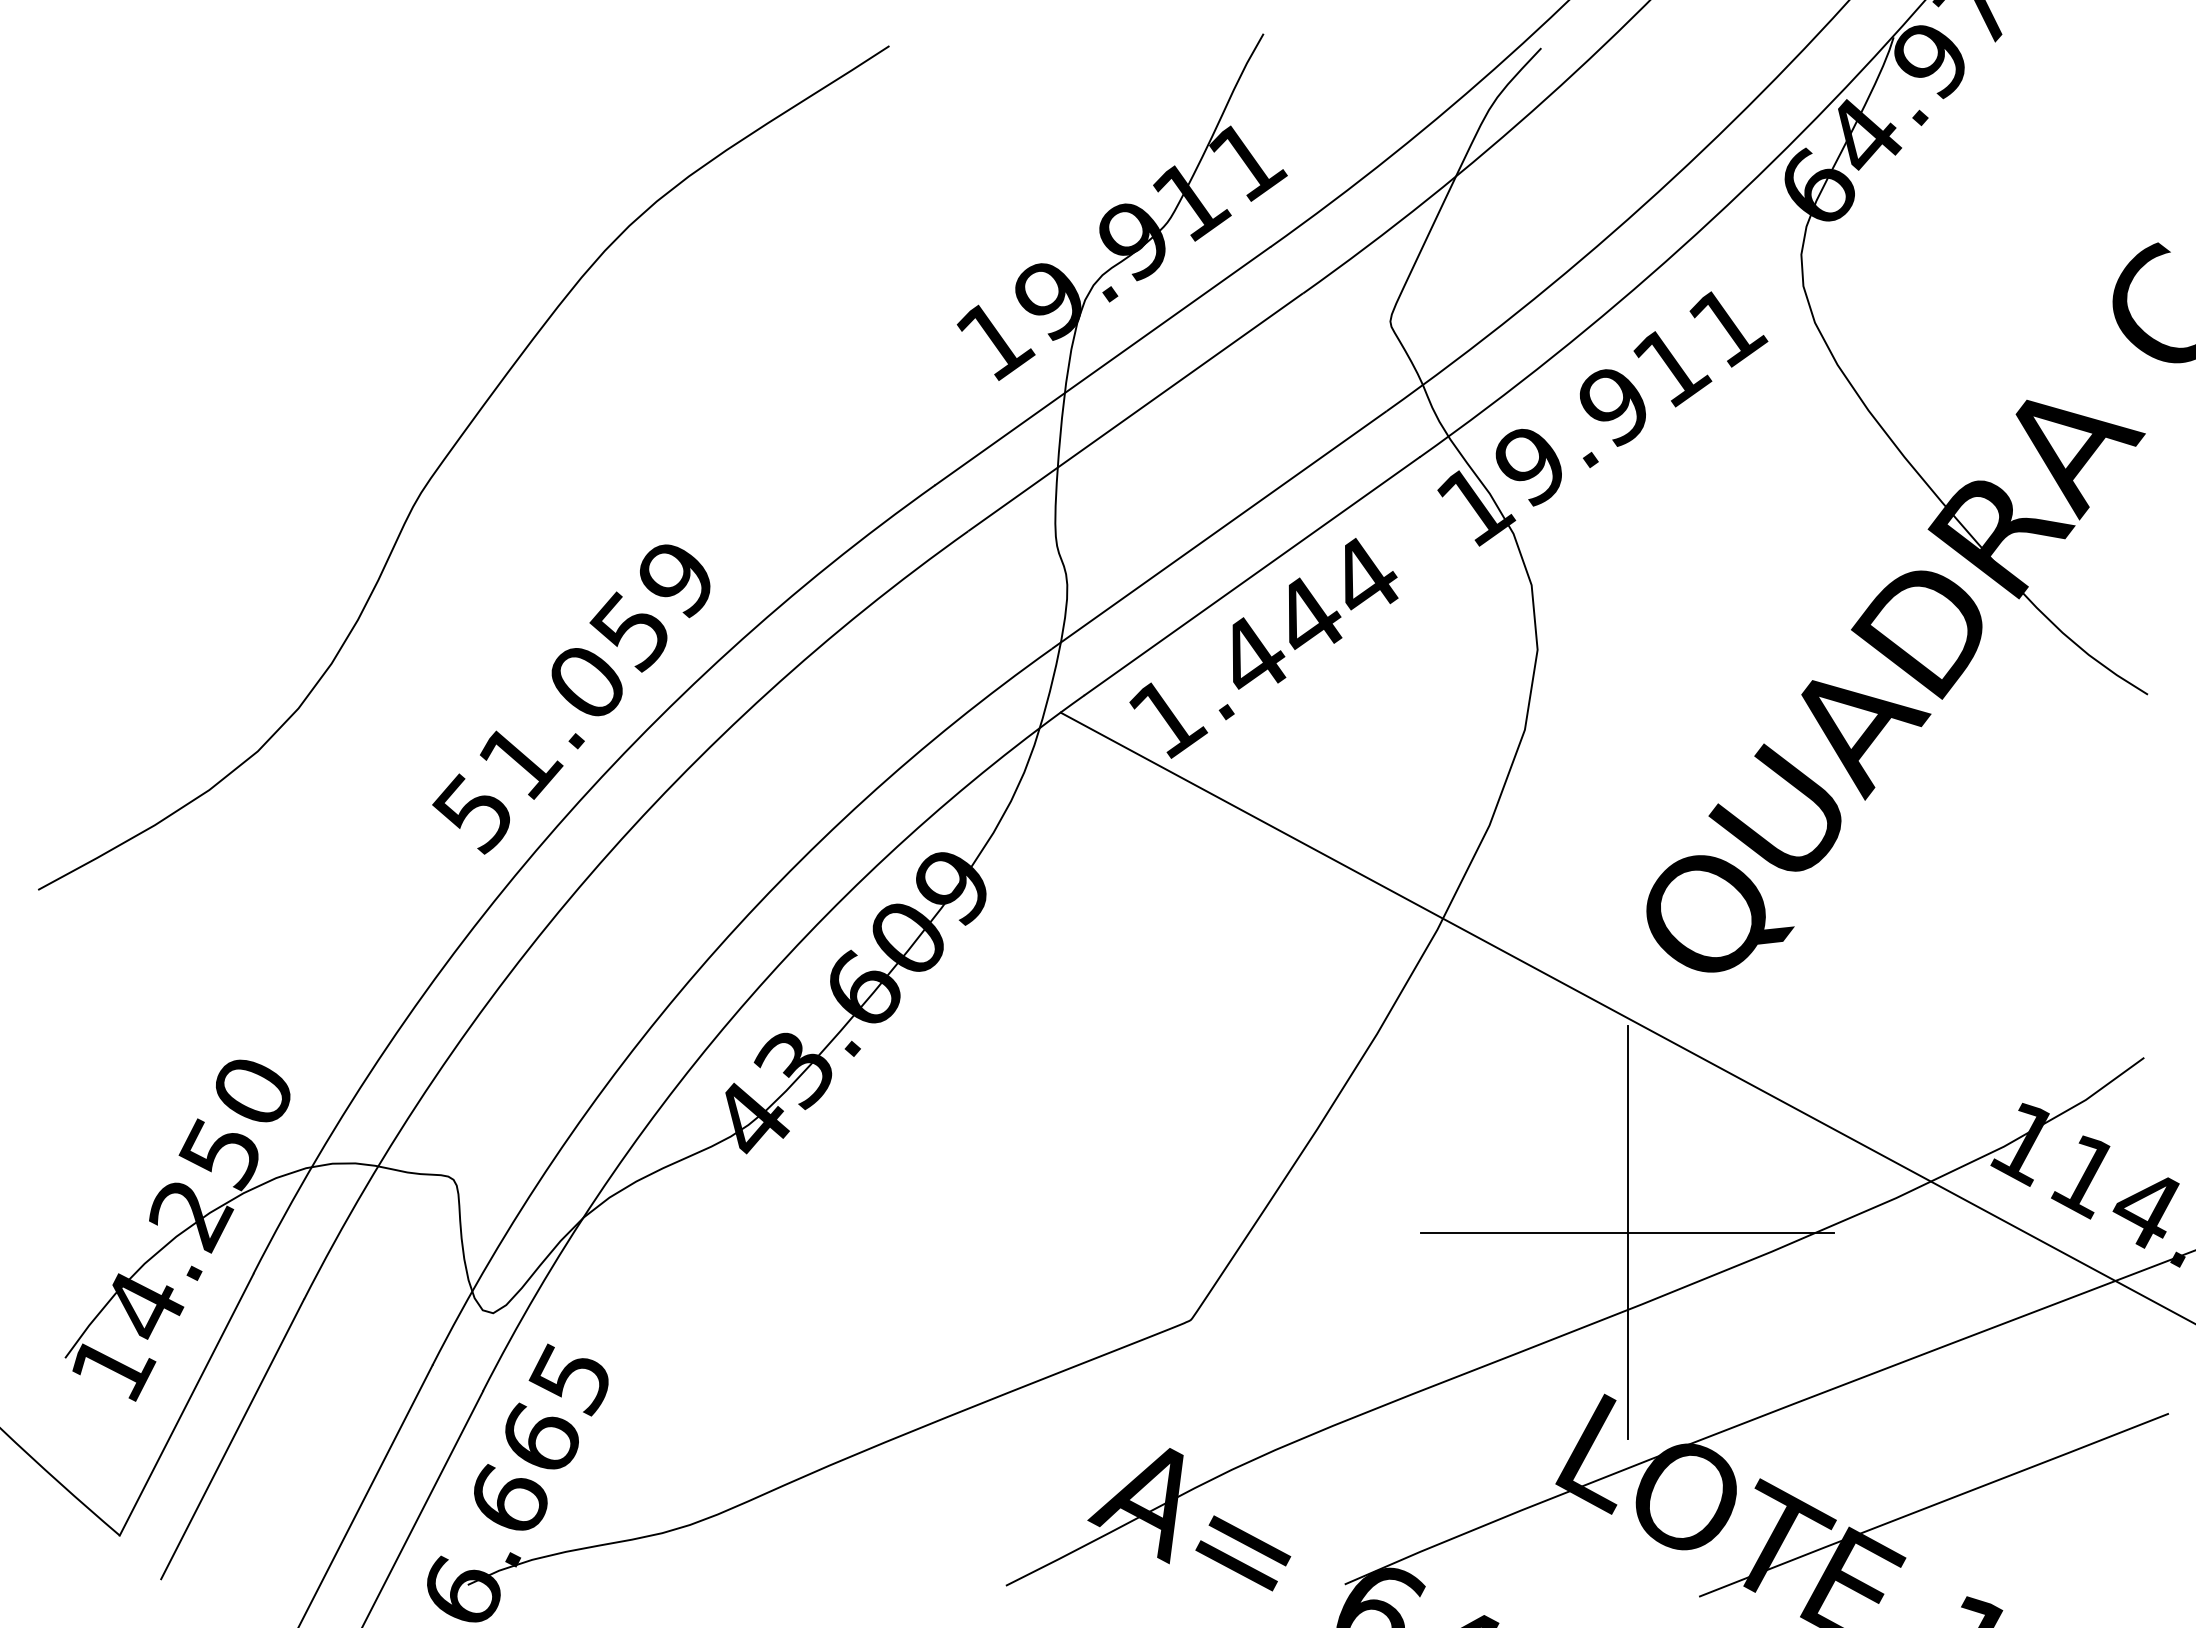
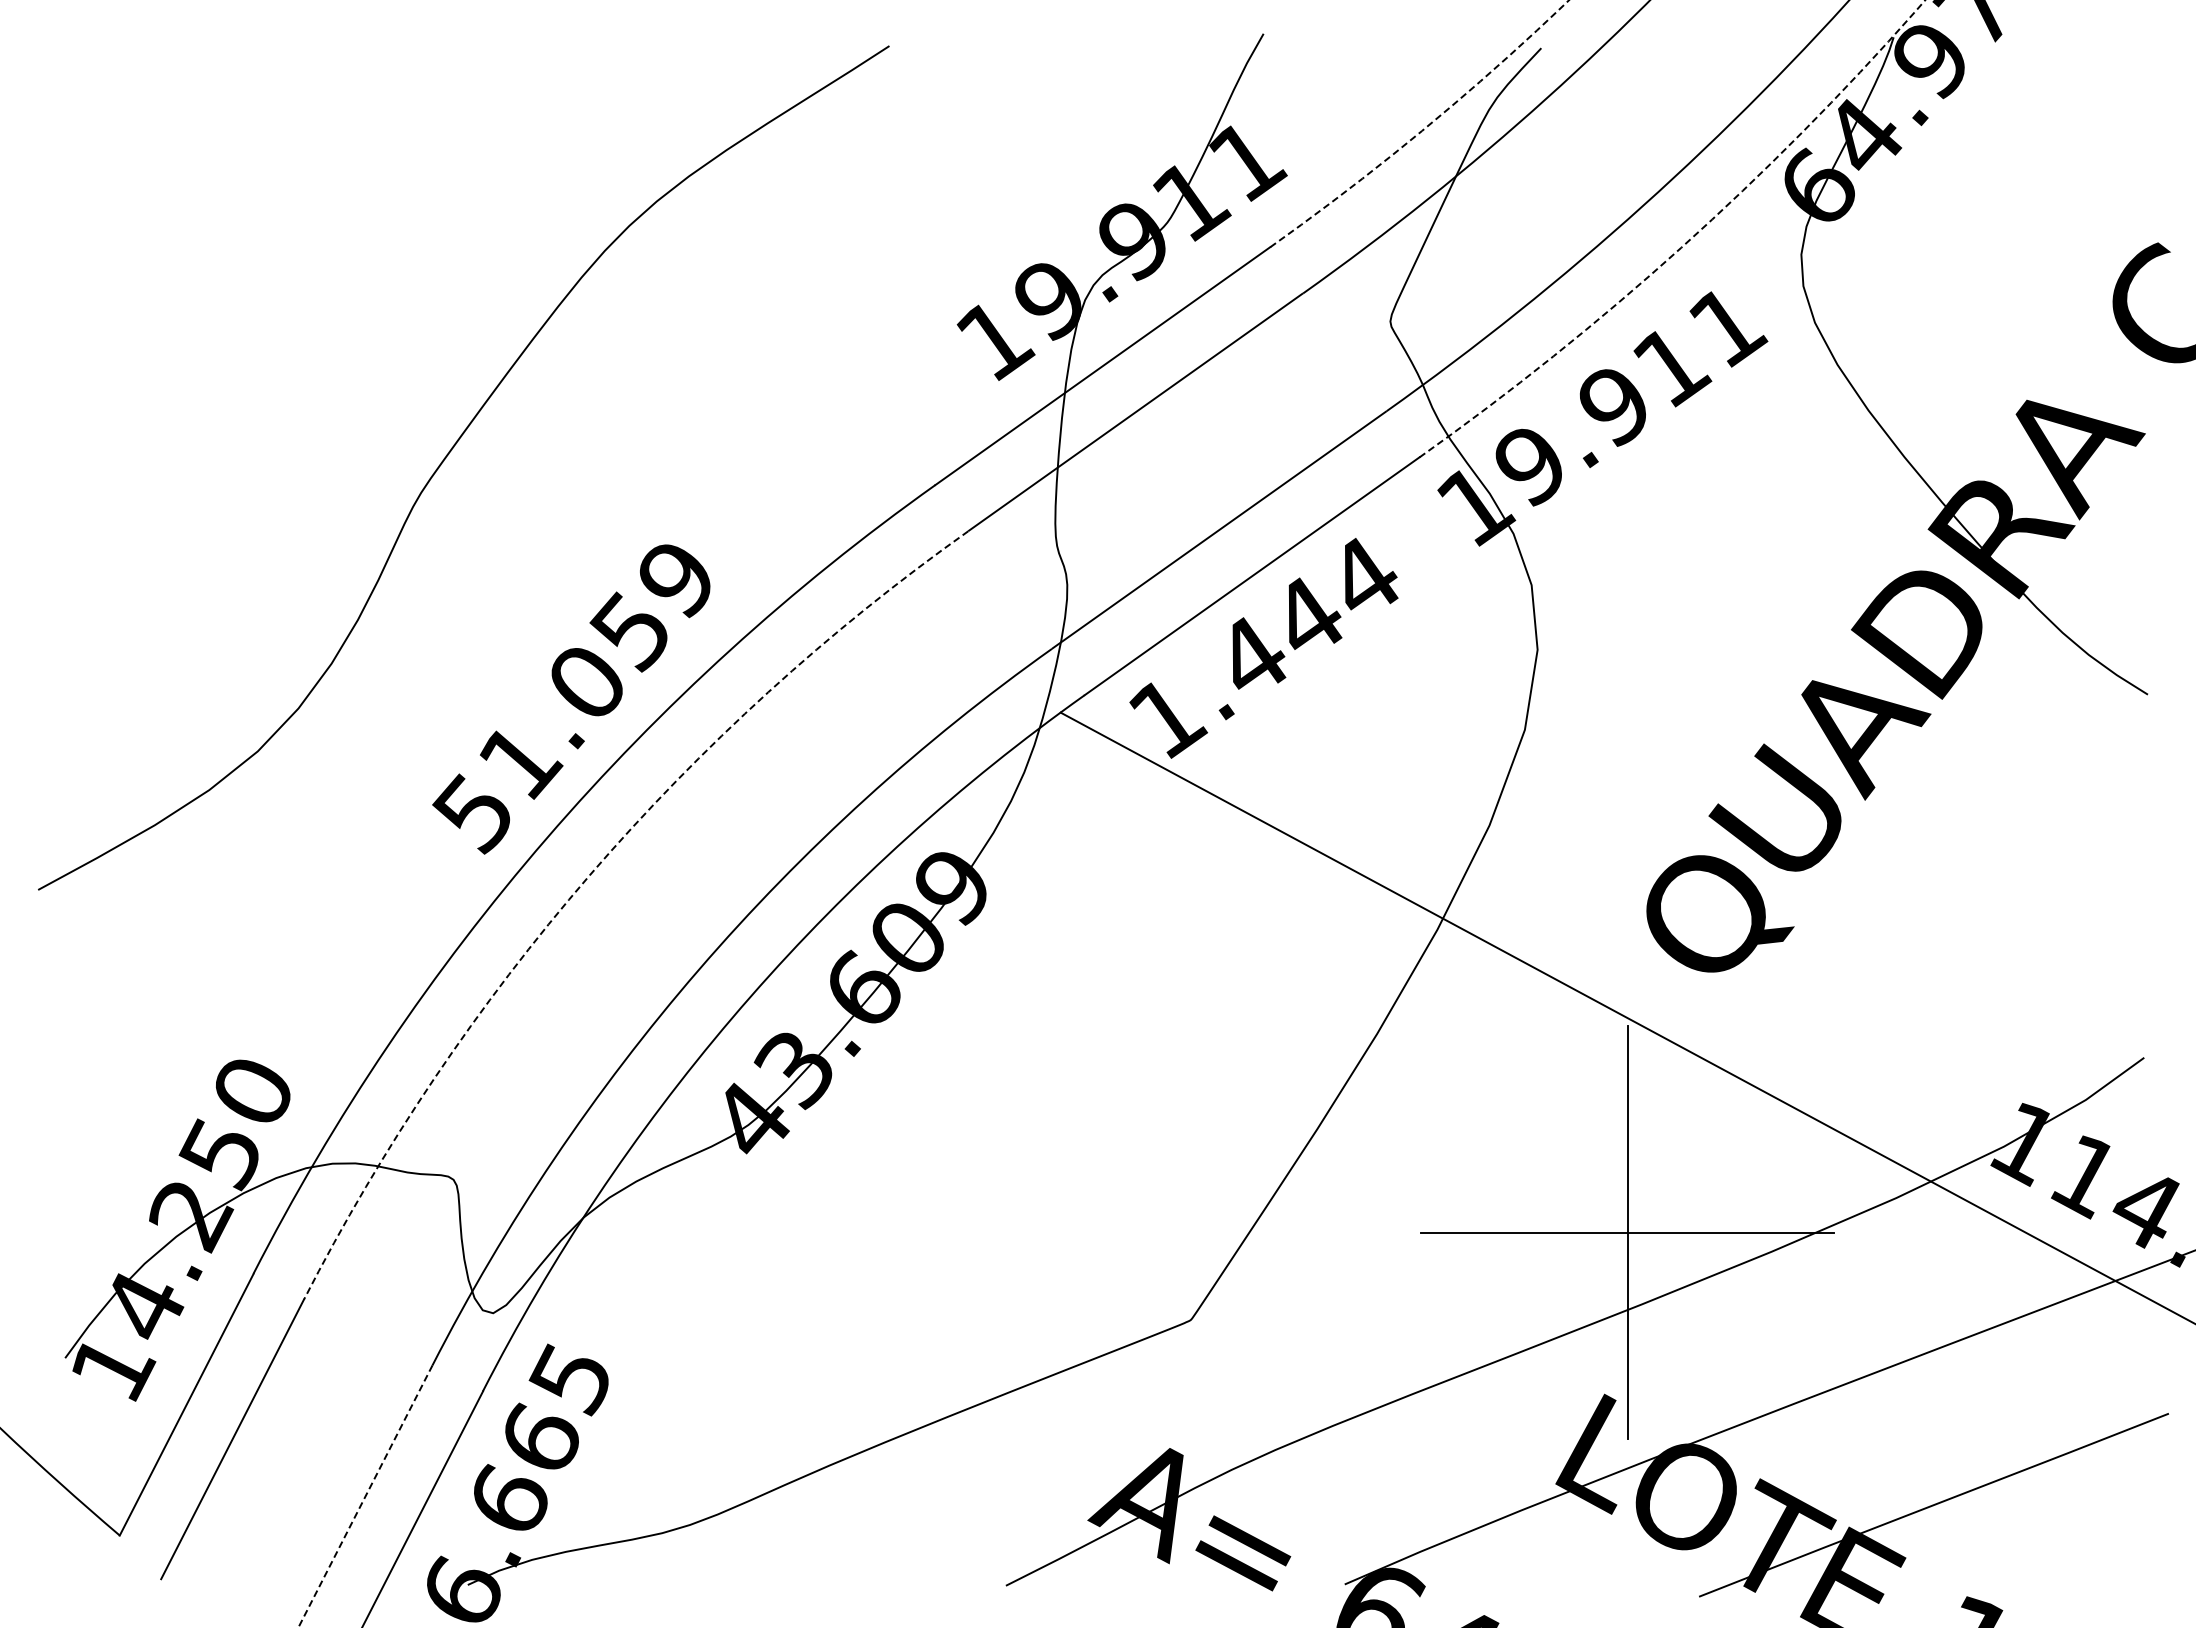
arc: solid -> dashed (1424, 129)
arc: solid -> dashed (1685, 243)
arc: solid -> dashed (589, 875)
line: solid -> dashed (365, 1496)
